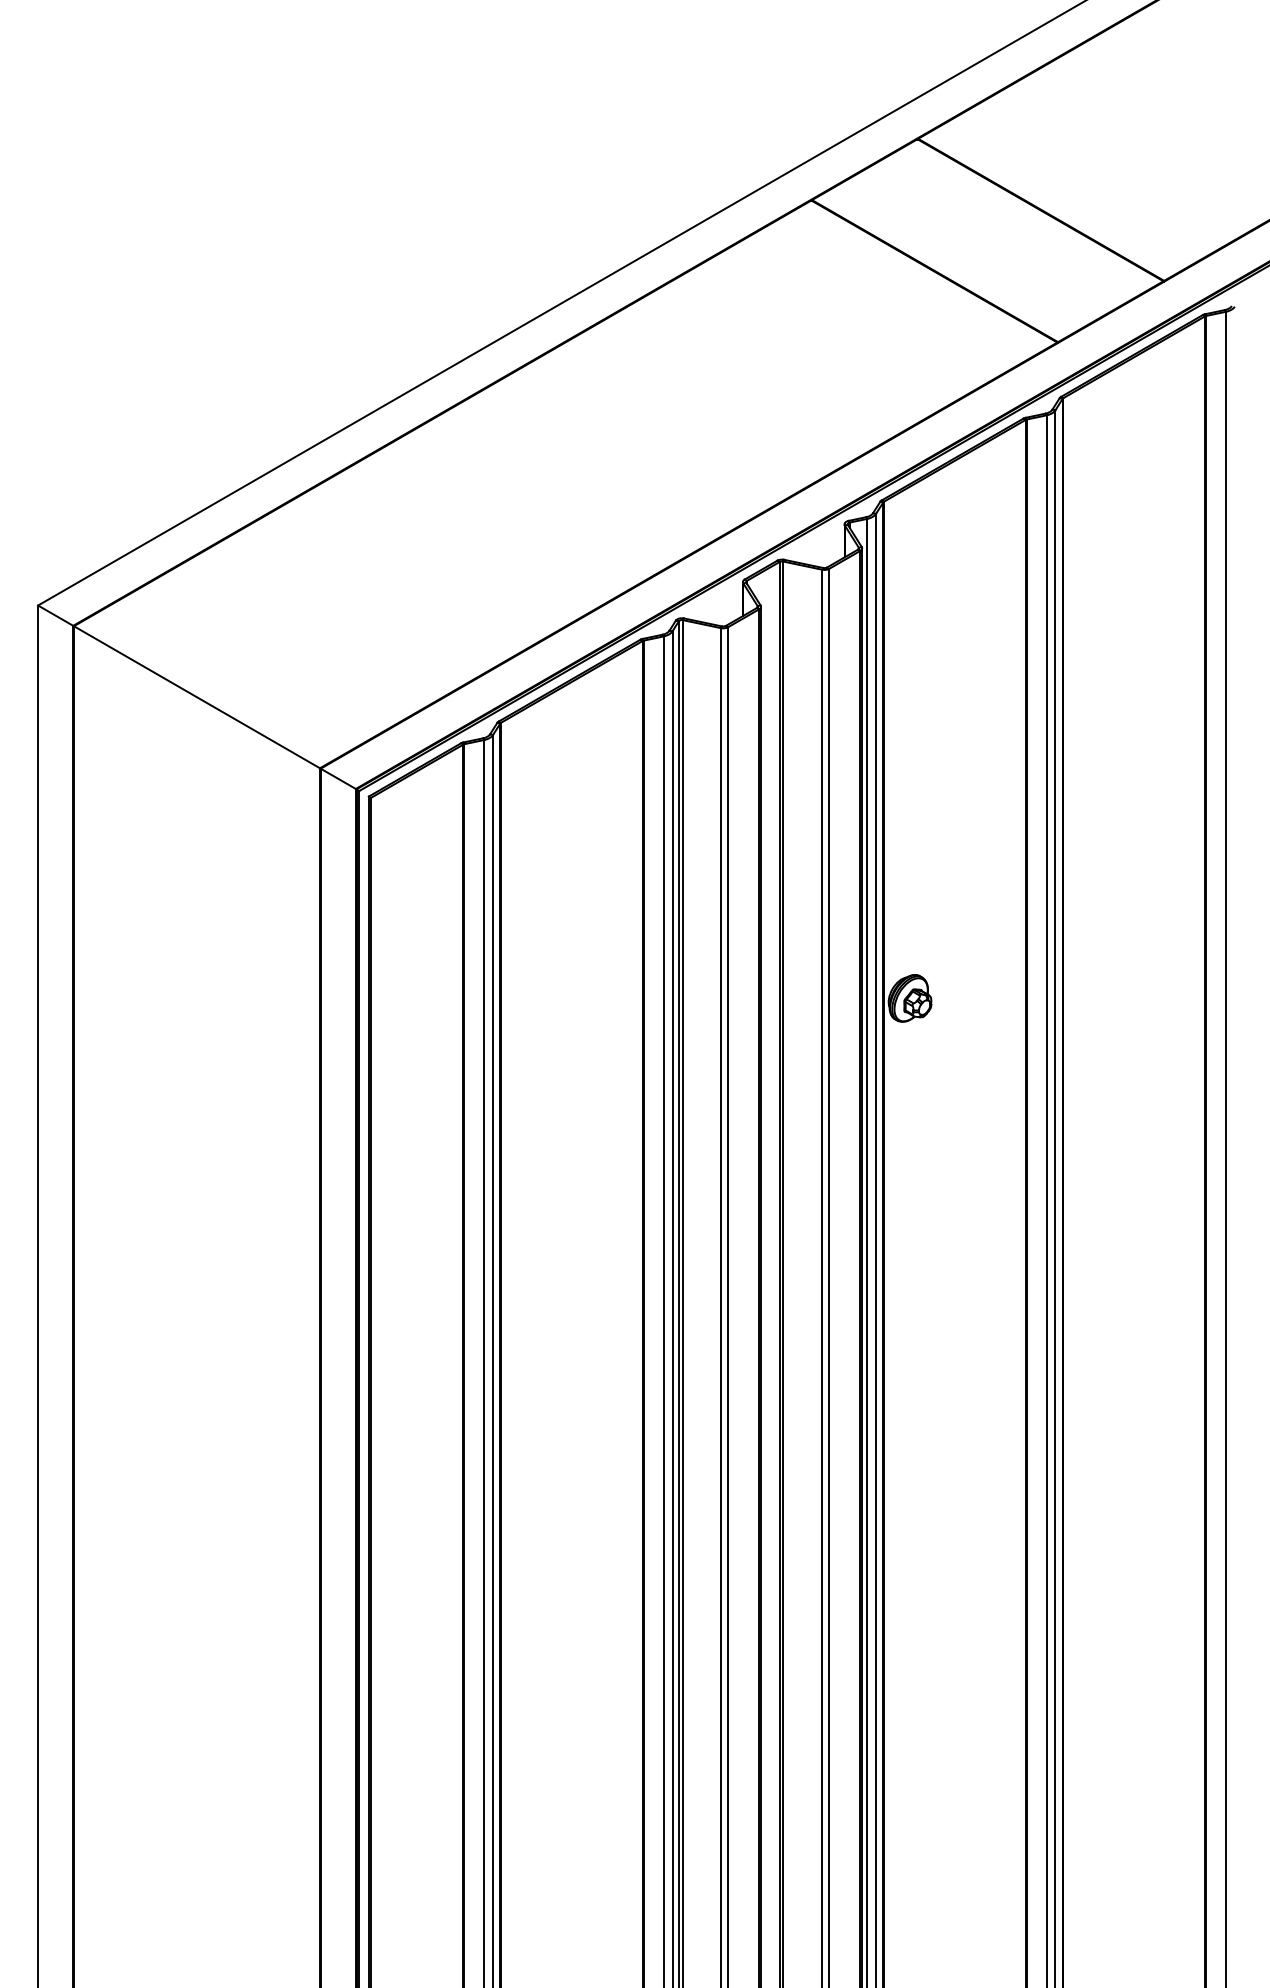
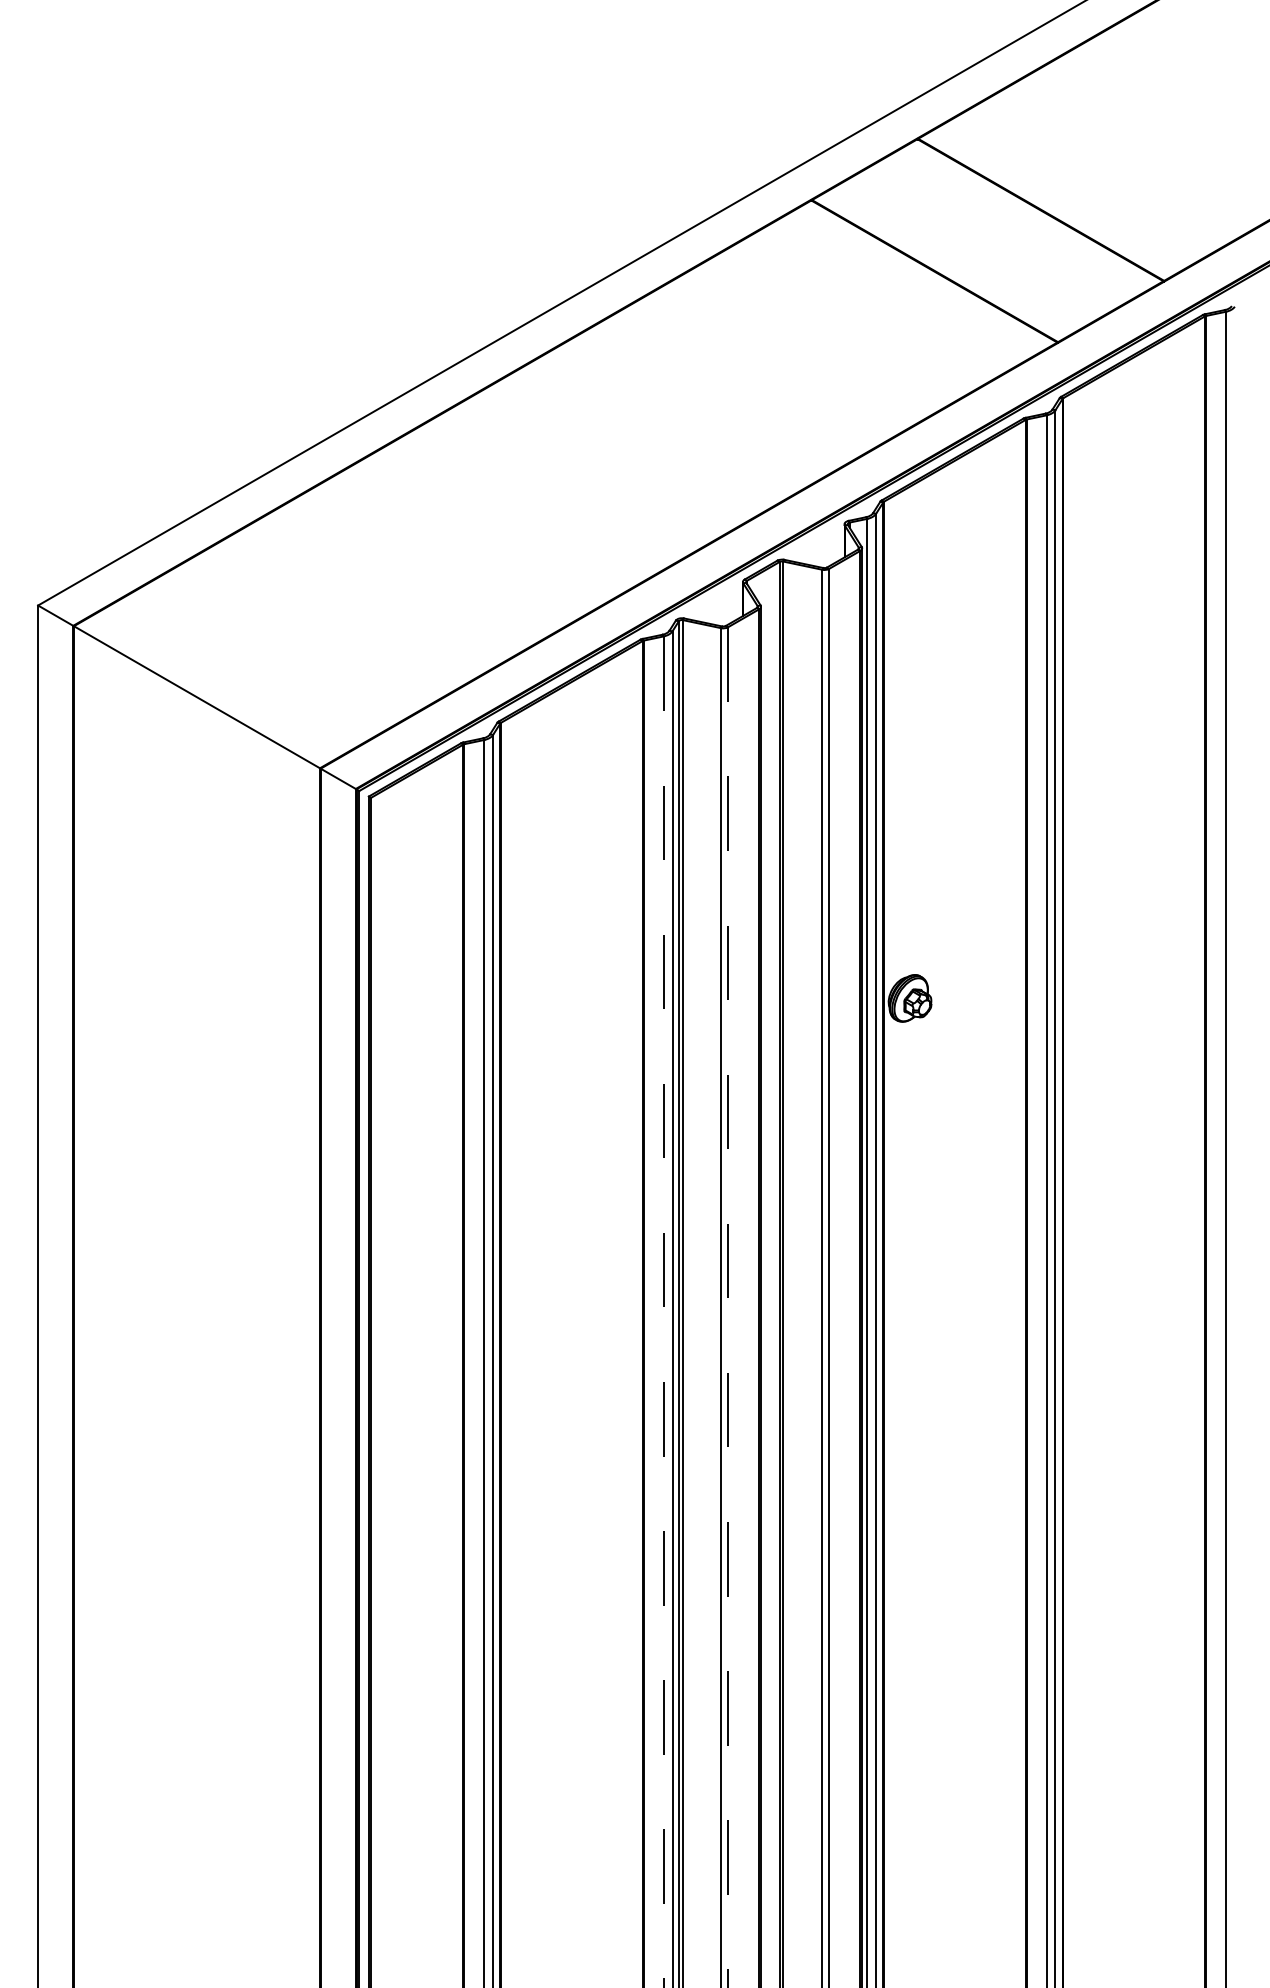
line: solid -> dashed (727, 1307)
line: solid -> dashed (663, 1312)
